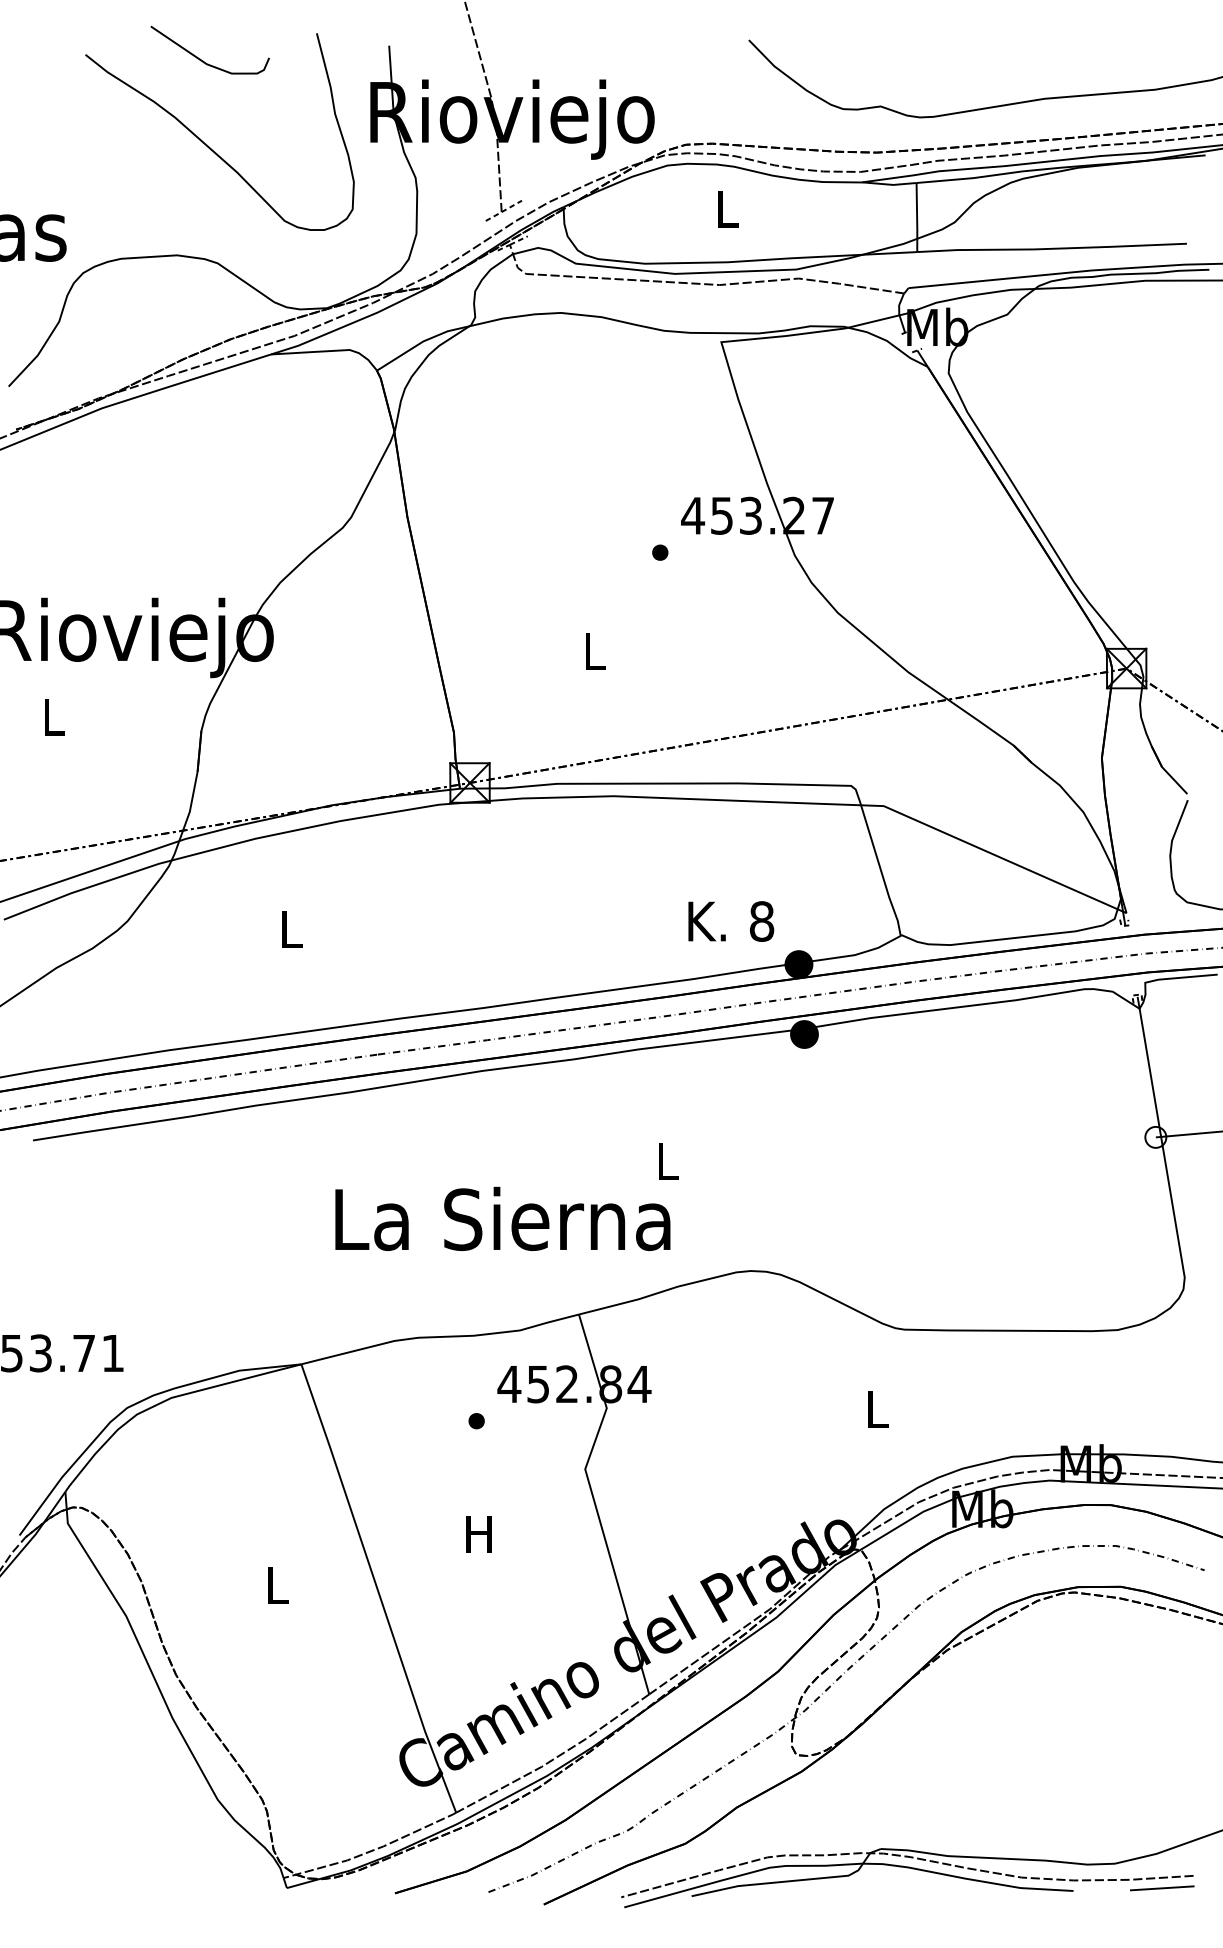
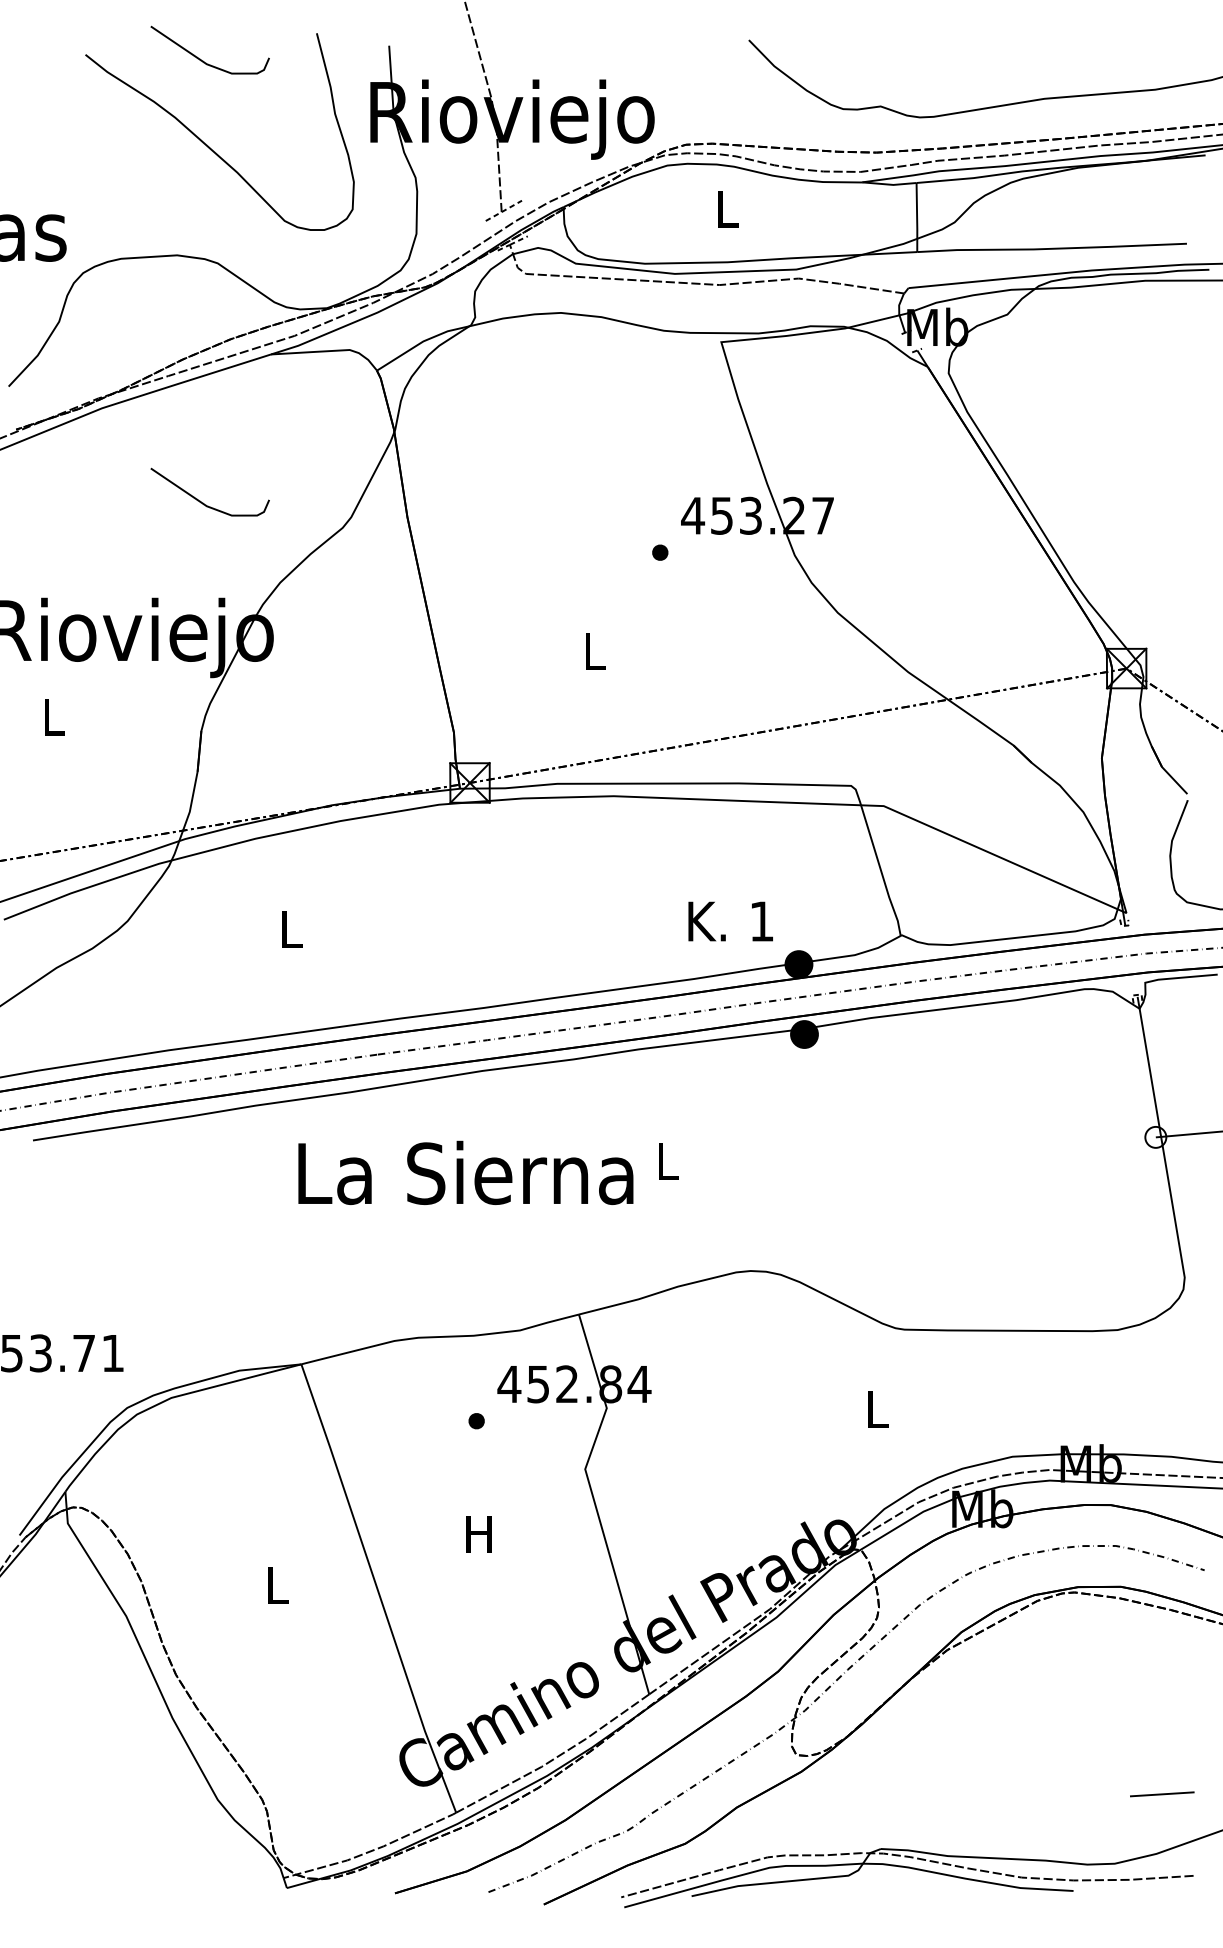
curve: none -> present (203, 502)
text: 8 -> 1 (761, 921)
text position: (502, 1218) -> (465, 1172) (465, 1172)
line position: (1162, 1888) -> (1162, 1794) (1162, 1794)
